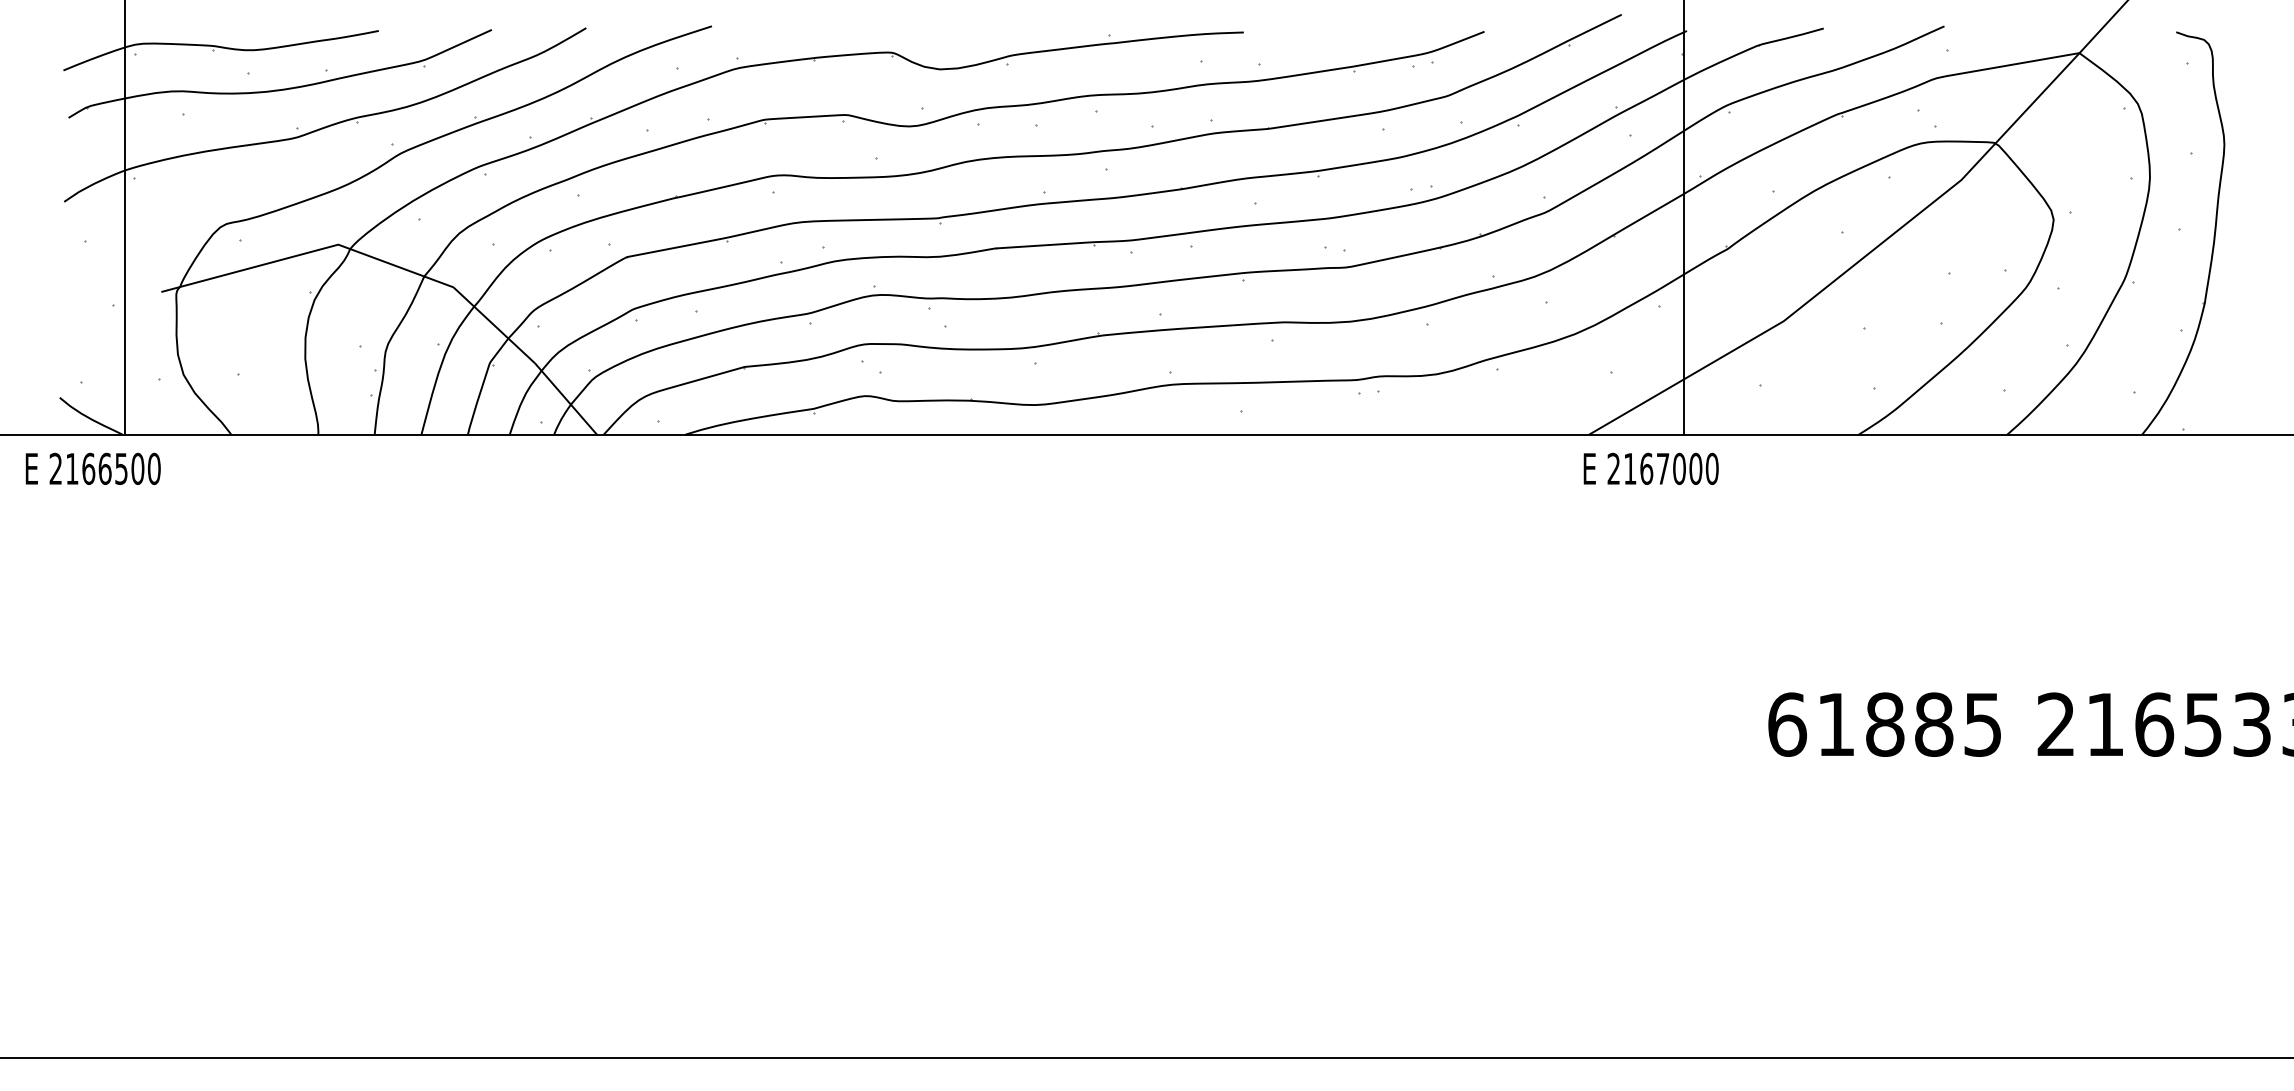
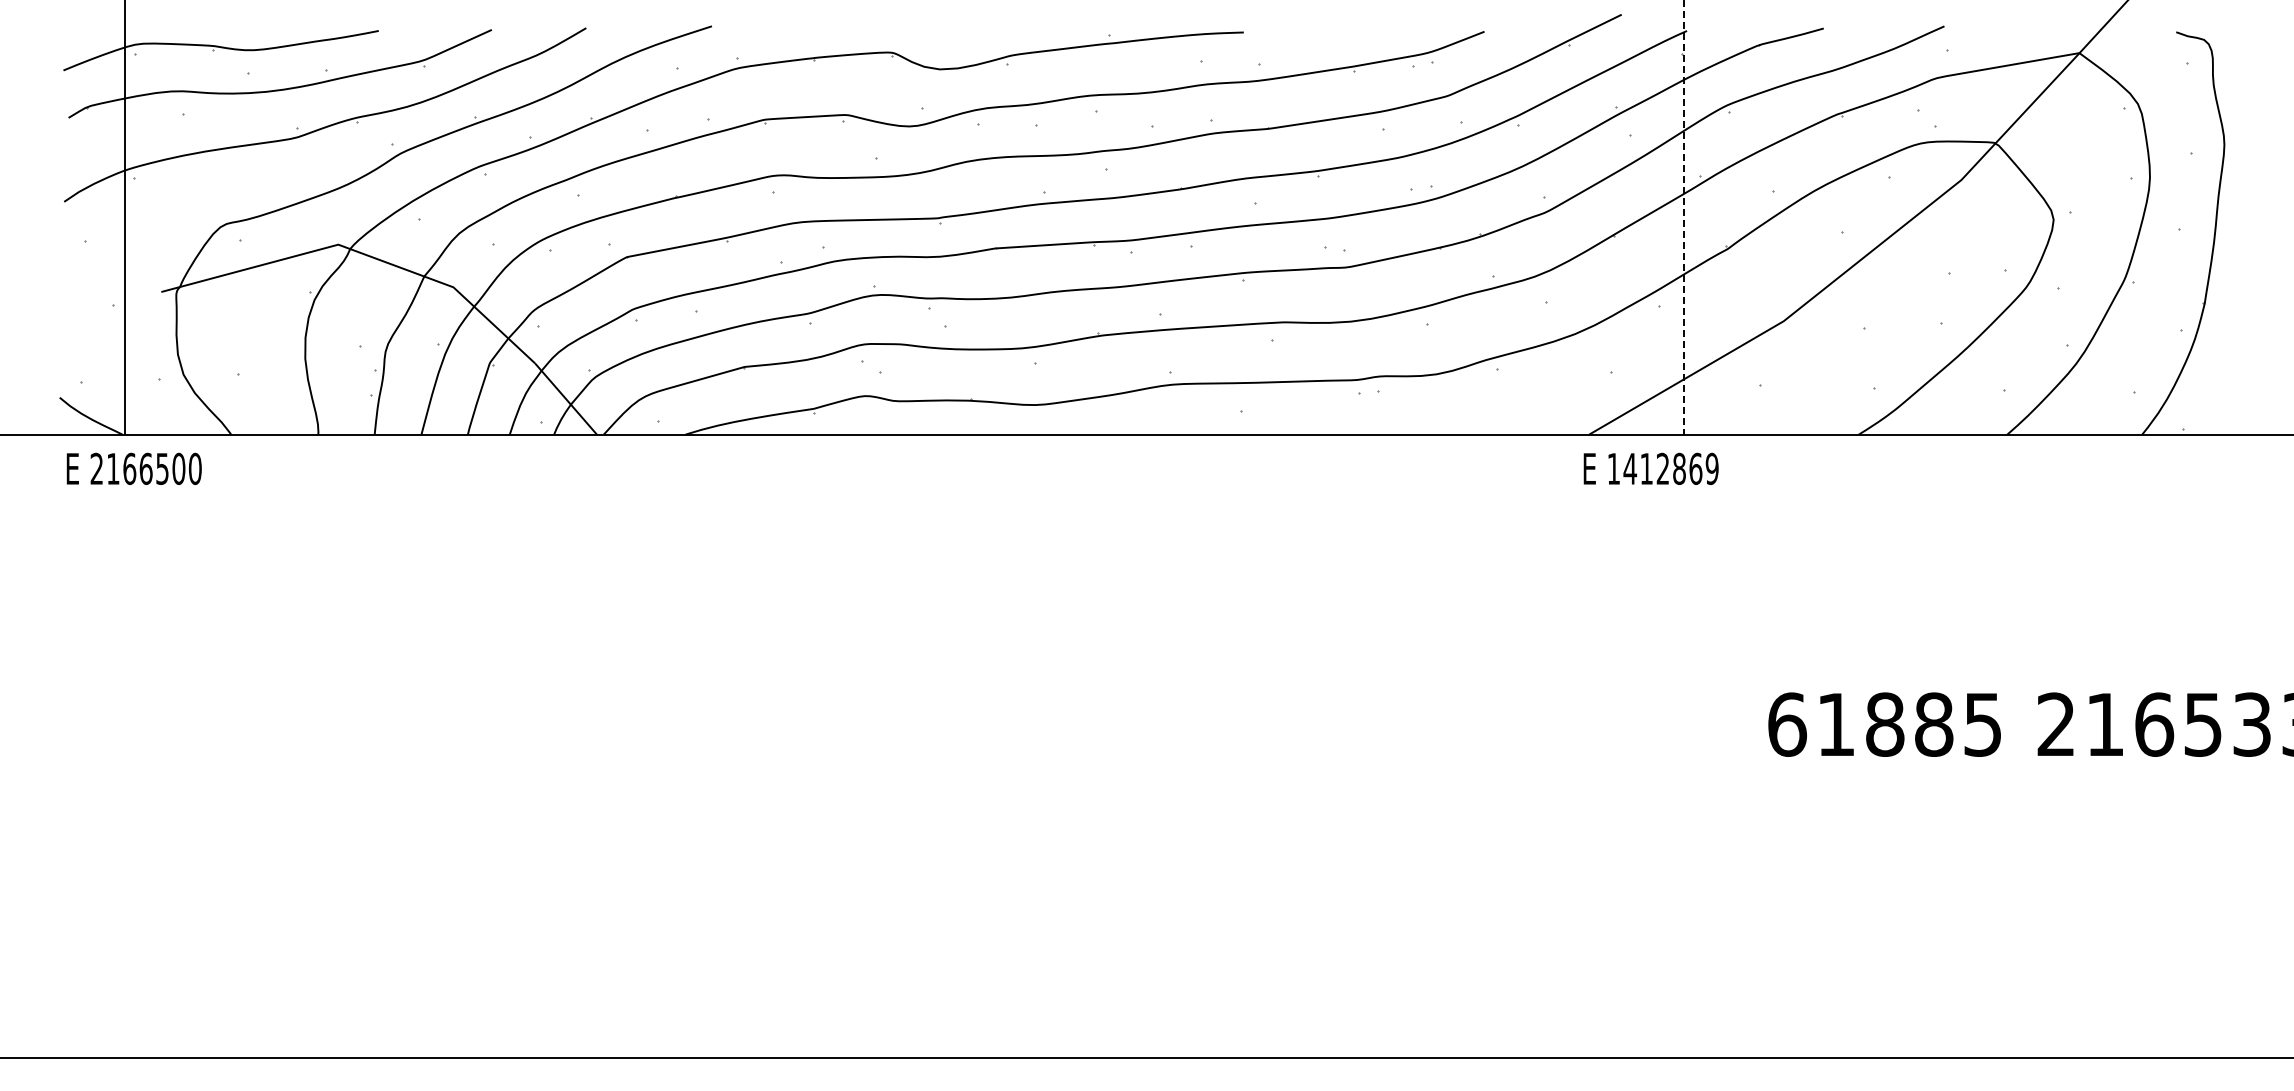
line: solid -> dashed (1683, 217)
text position: (92, 468) -> (133, 468) (133, 468)
text: 2167000 -> 1412869 (1662, 468)
